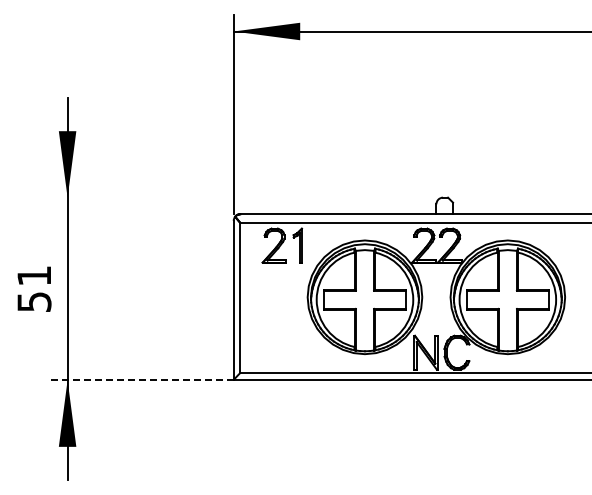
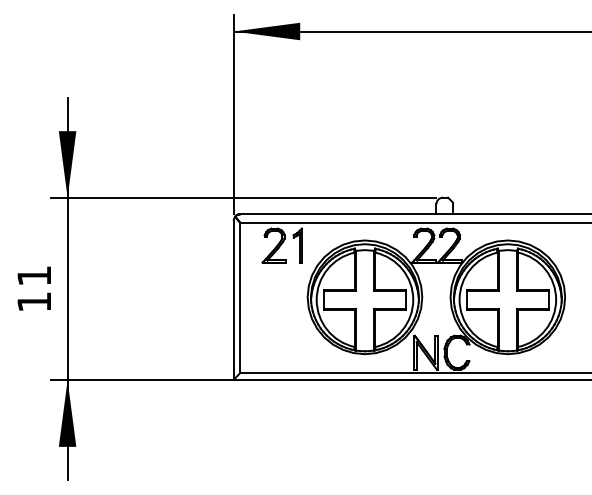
line: none -> present (243, 197)
text: 51 -> 11 (34, 301)
line: dashed -> solid (141, 380)
